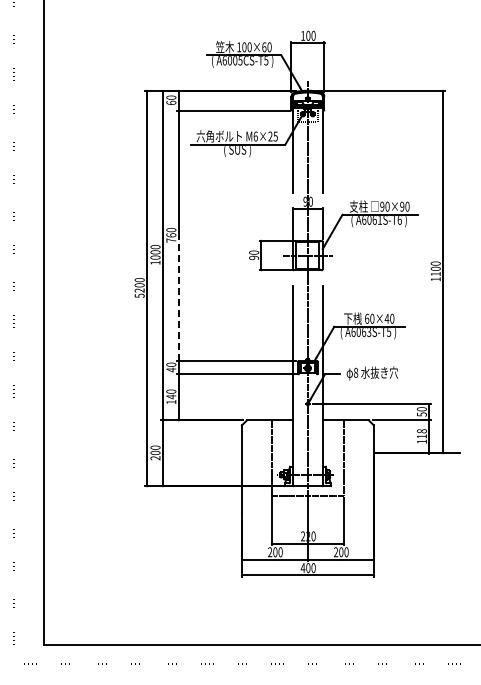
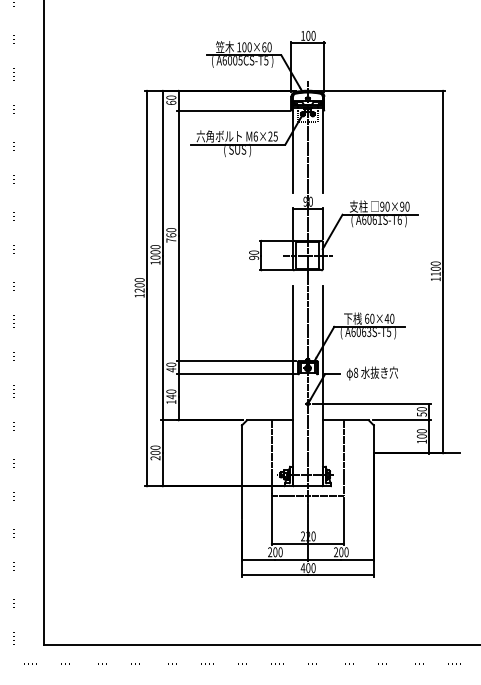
text: 5200 -> 1200 (139, 295)
line: dashed -> solid (178, 298)
text: 118 -> 100 (421, 433)
